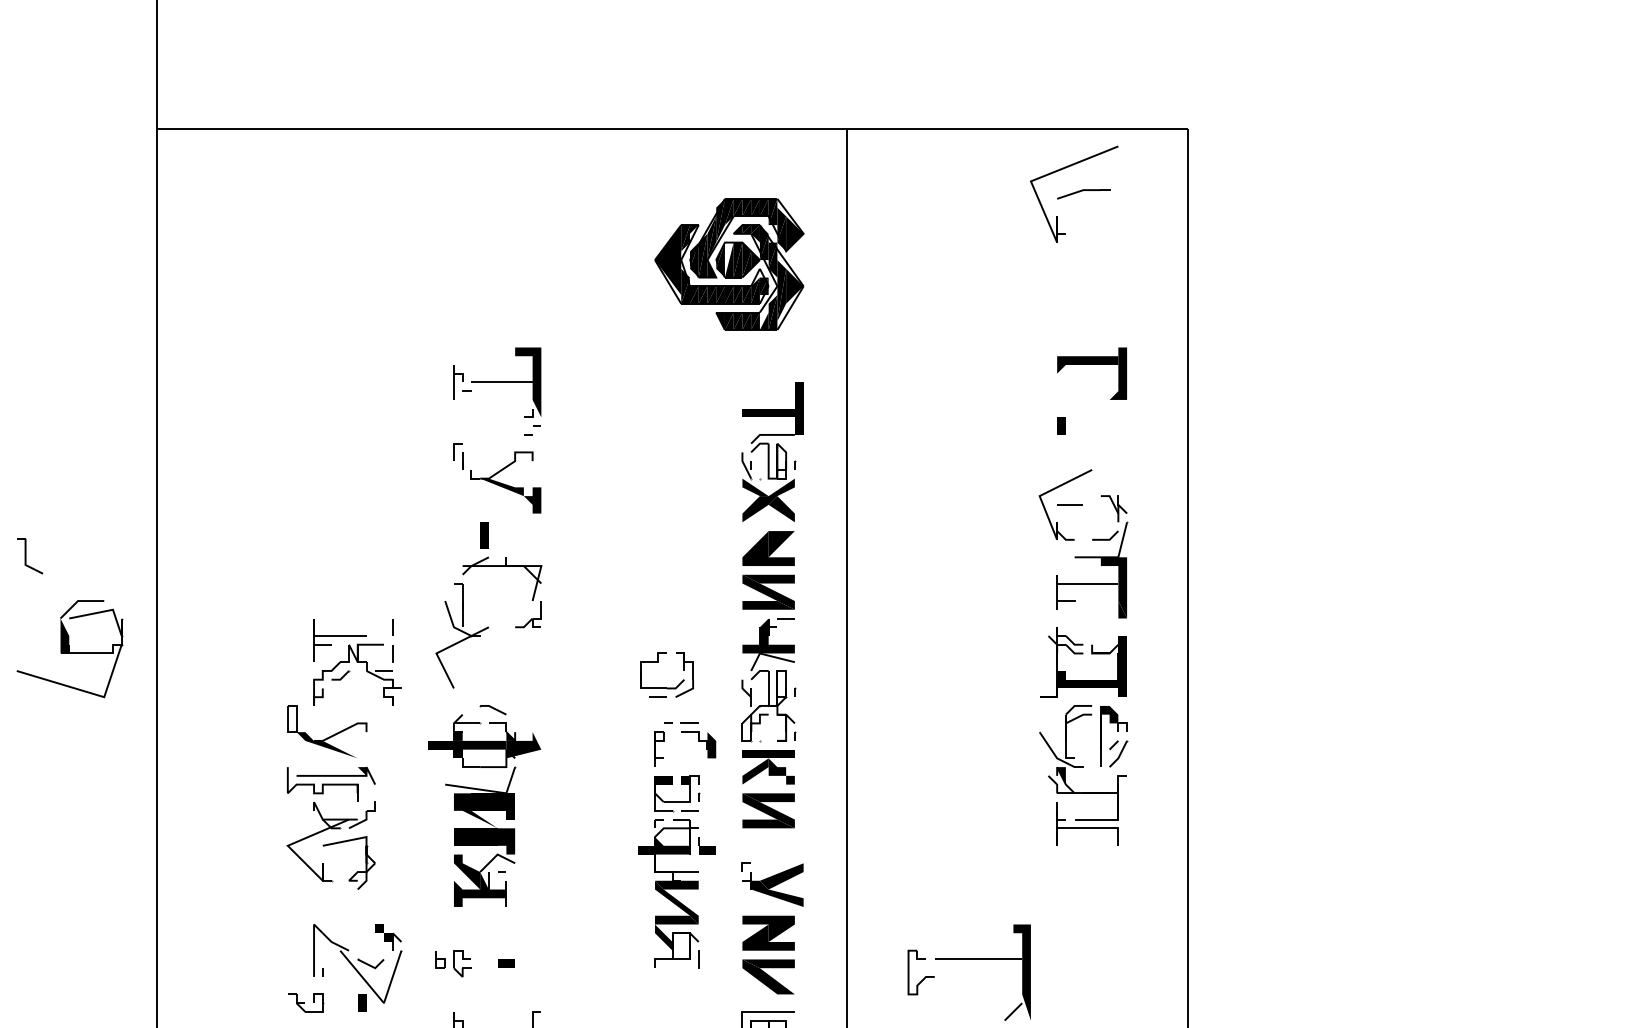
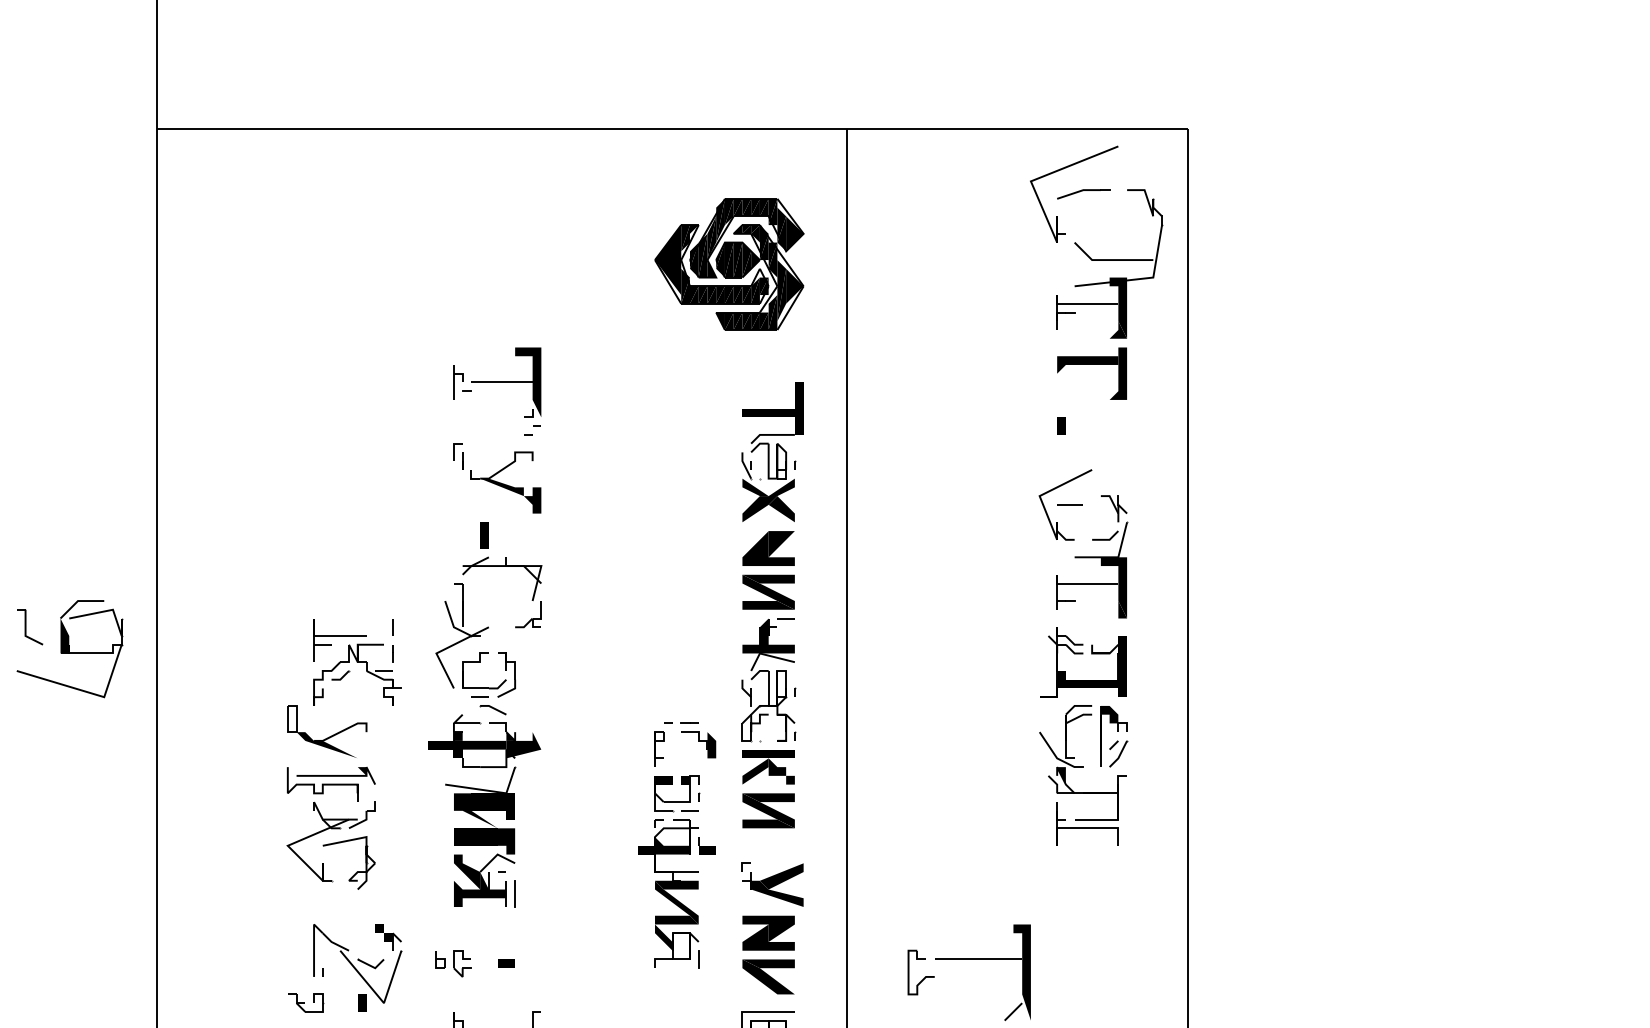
fill: none -> present (728, 259)
part: none -> present (1109, 263)
fill: none -> present (763, 321)
part position: (30, 556) -> (30, 627) (30, 627)
part position: (666, 687) -> (488, 687) (488, 687)
line: none -> present (515, 893)
